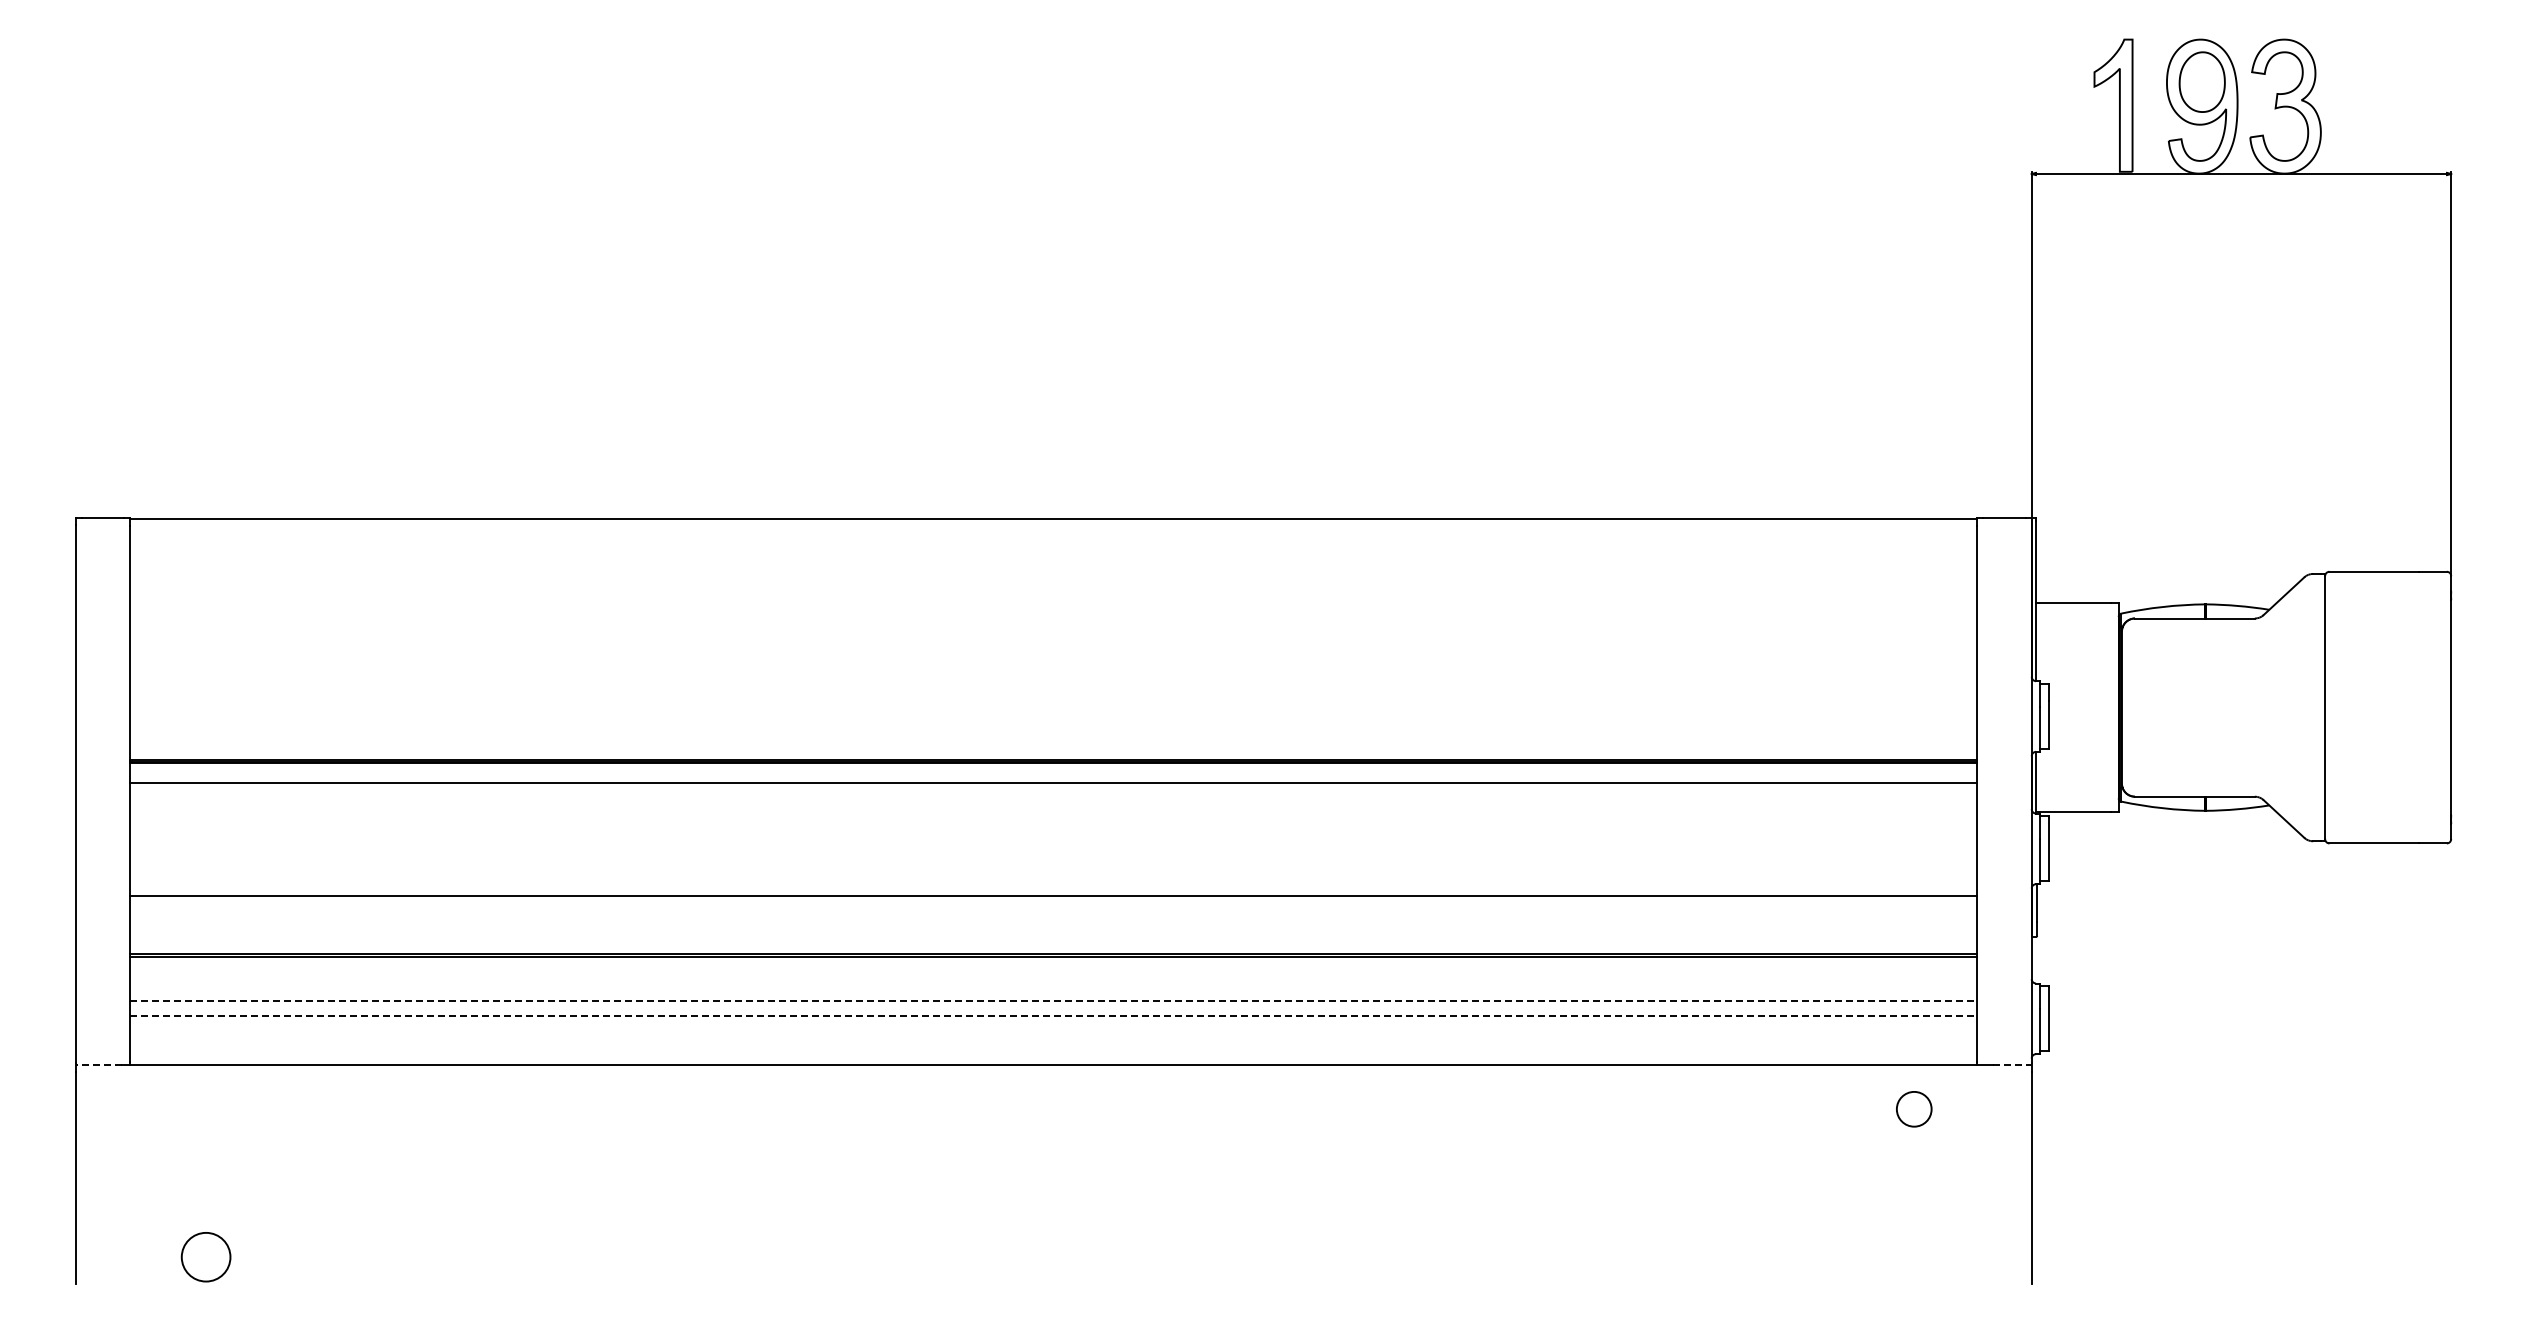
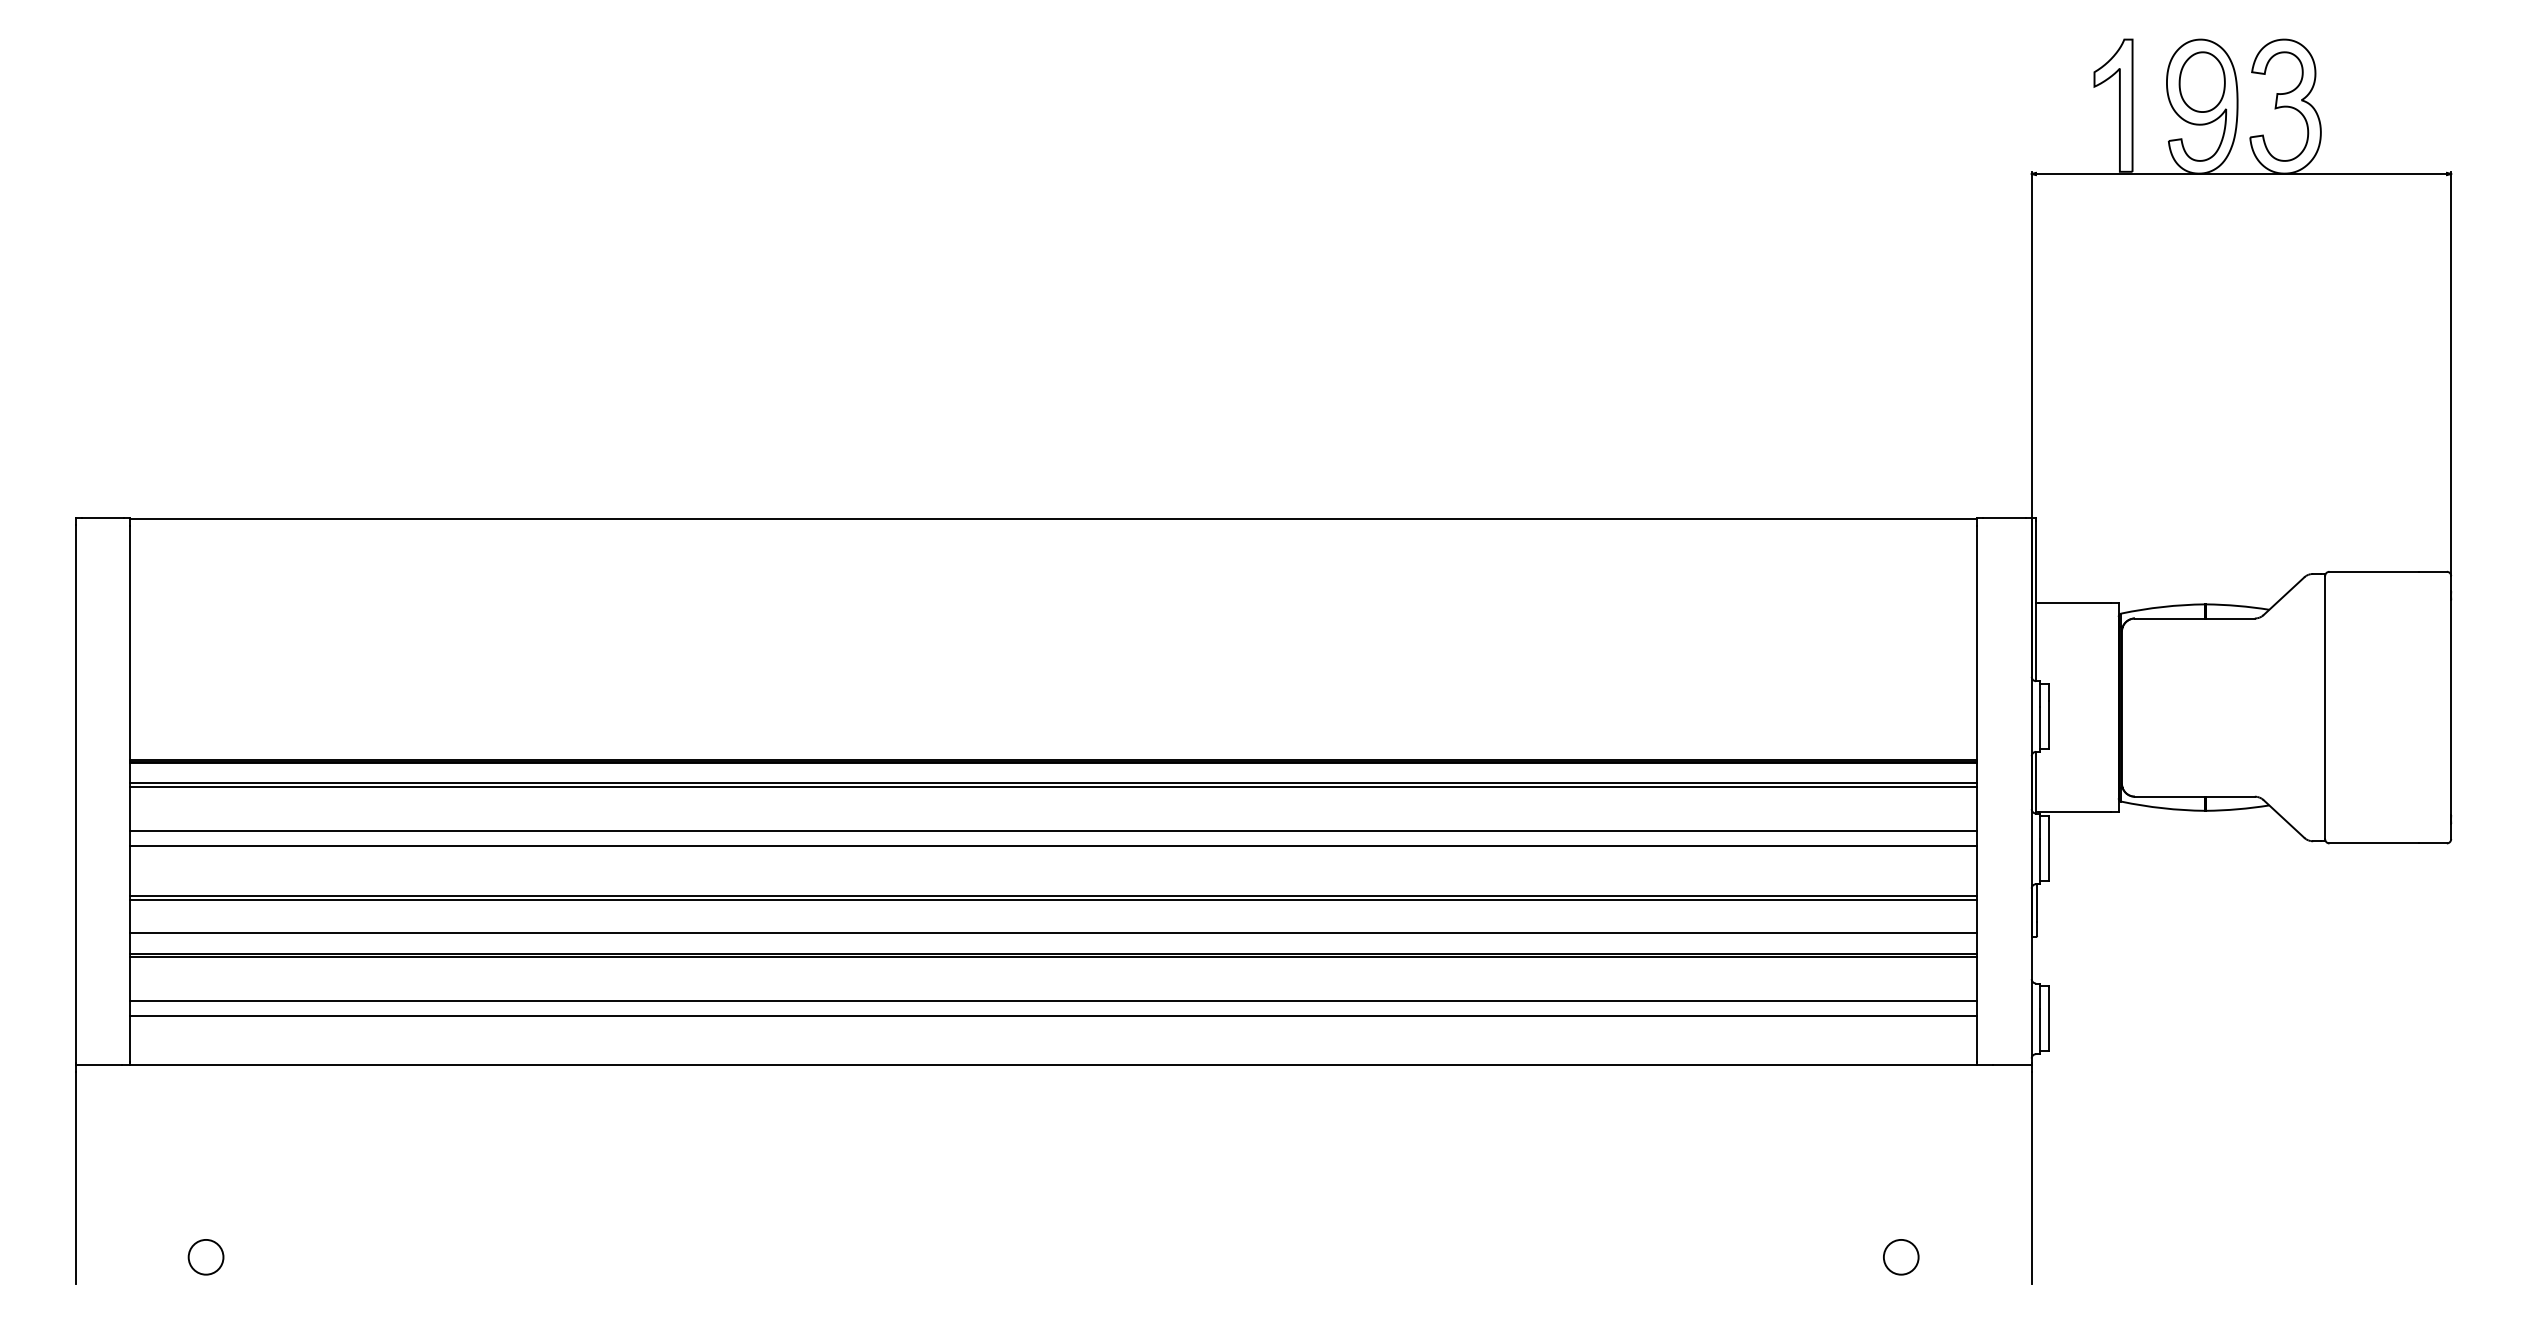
line: none -> present (1053, 787)
line: none -> present (1053, 831)
line: none -> present (1053, 846)
line: none -> present (1053, 899)
line: none -> present (1053, 933)
line: dashed -> solid (1053, 1000)
line: dashed -> solid (1053, 1016)
line: dashed -> solid (98, 1064)
line: dashed -> solid (2012, 1064)
circle position: (1914, 1109) -> (1901, 1257) (1901, 1257)
circle size: 52x51 px -> 38x37 px (205, 1257)
